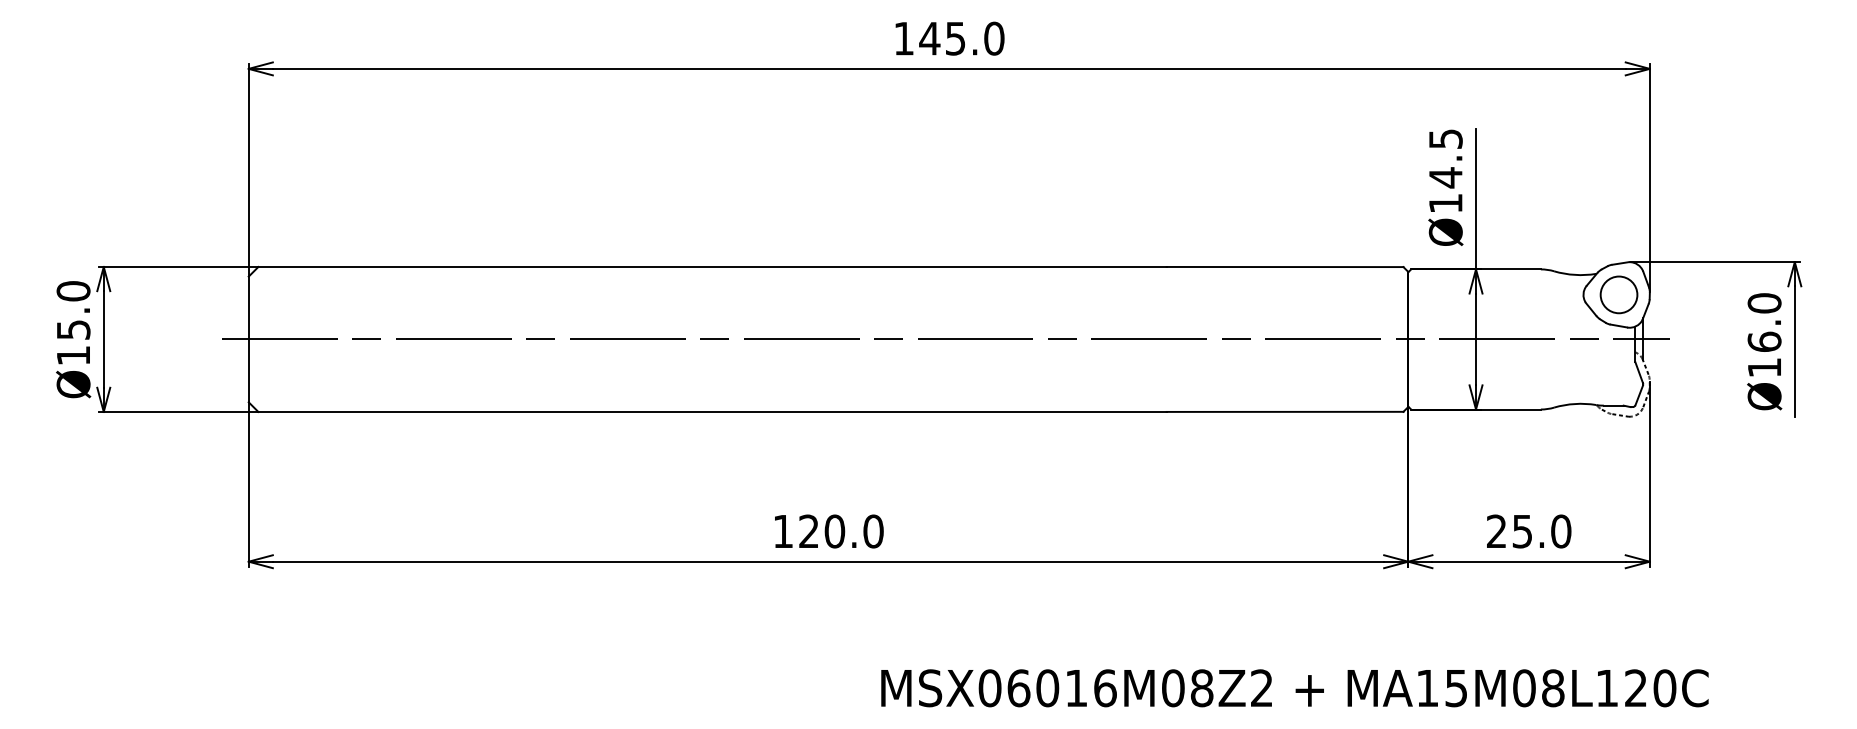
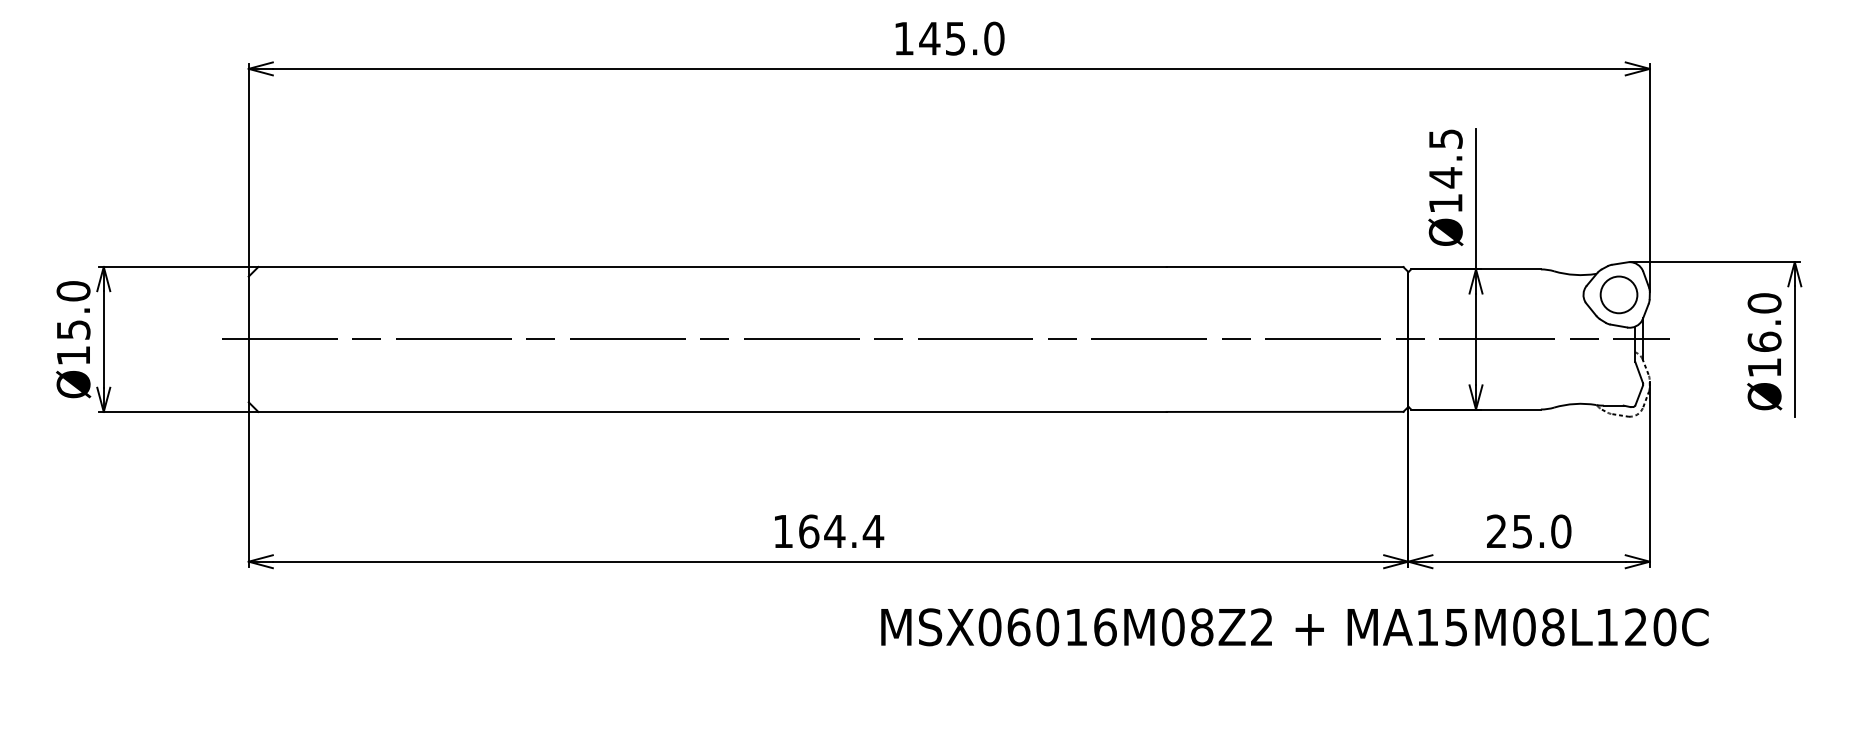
text: 120.0 -> 164.4 (841, 531)
text position: (1294, 688) -> (1294, 627) (1294, 627)
